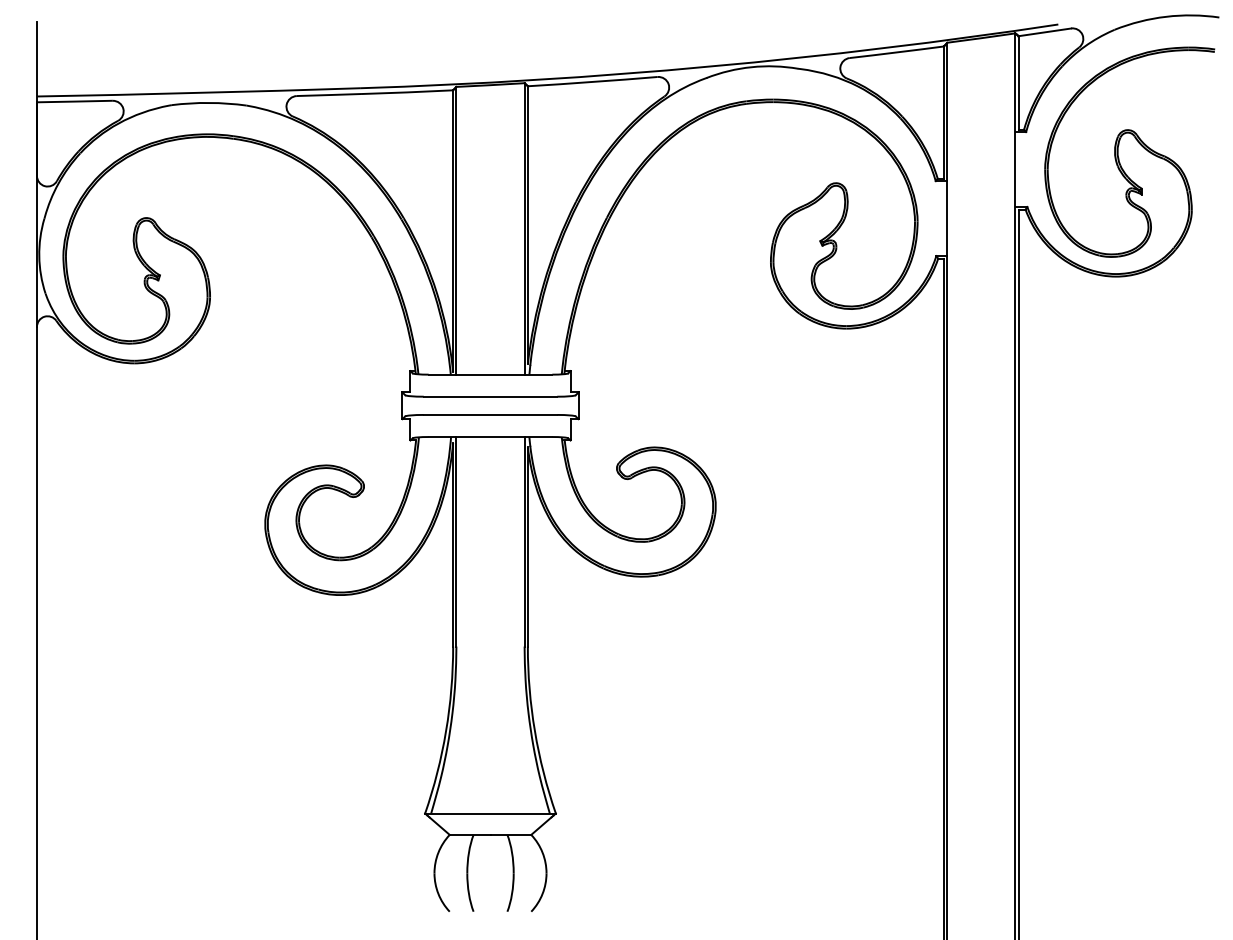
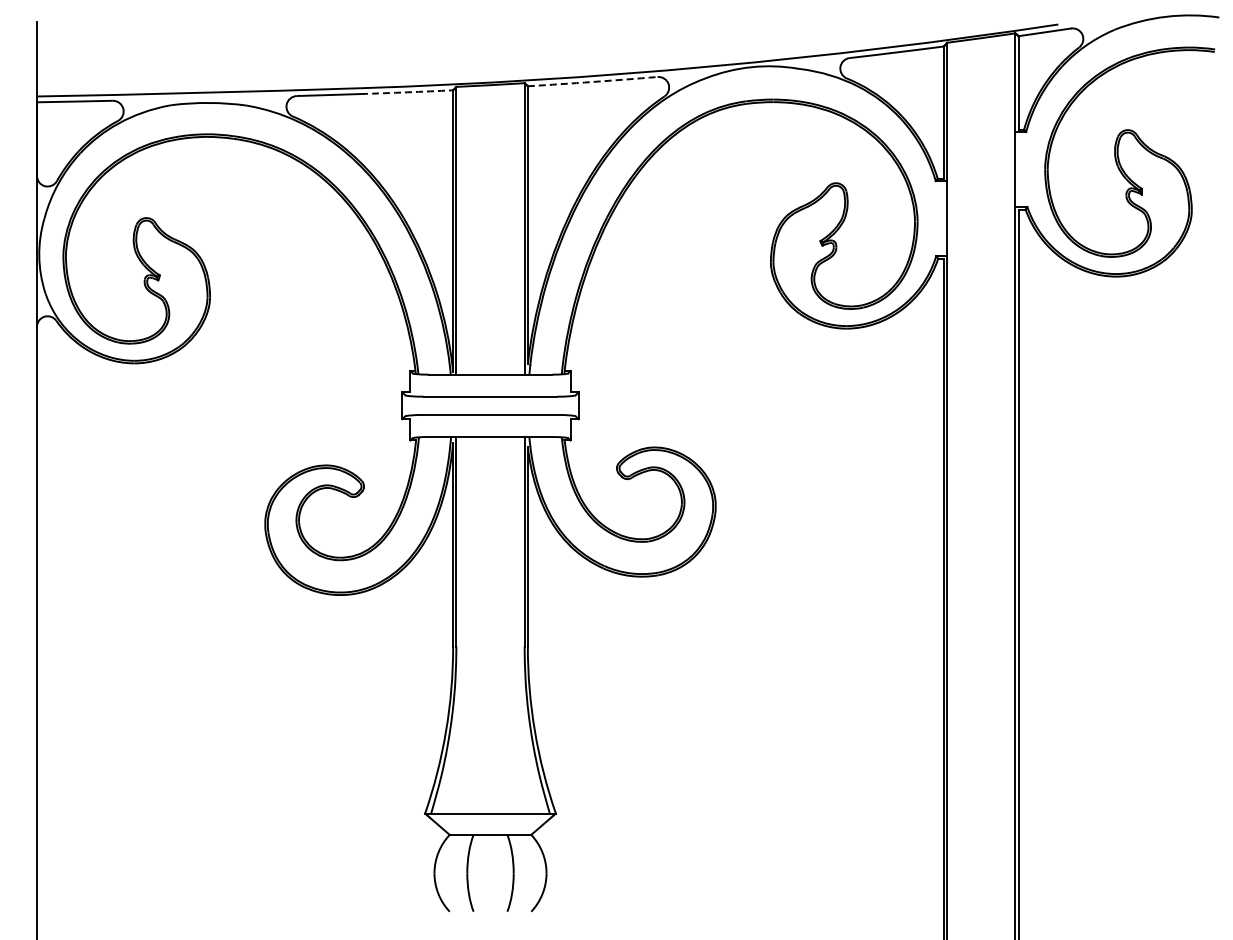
arc: solid -> dashed (592, 81)
arc: solid -> dashed (407, 92)
